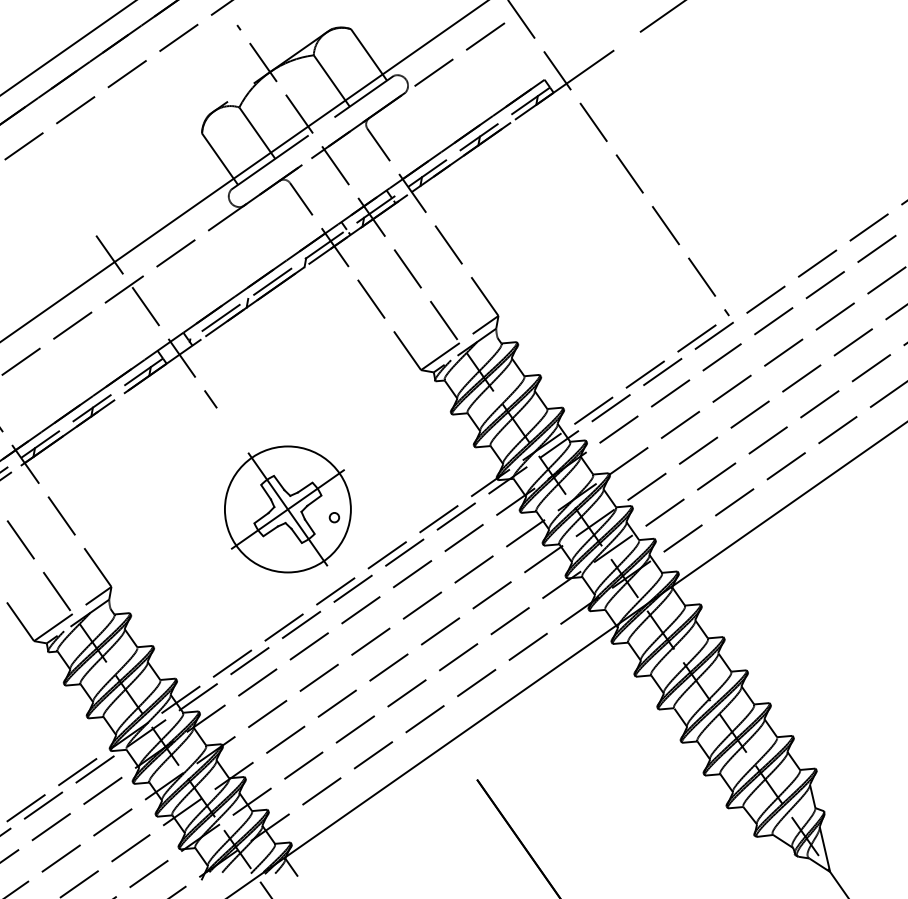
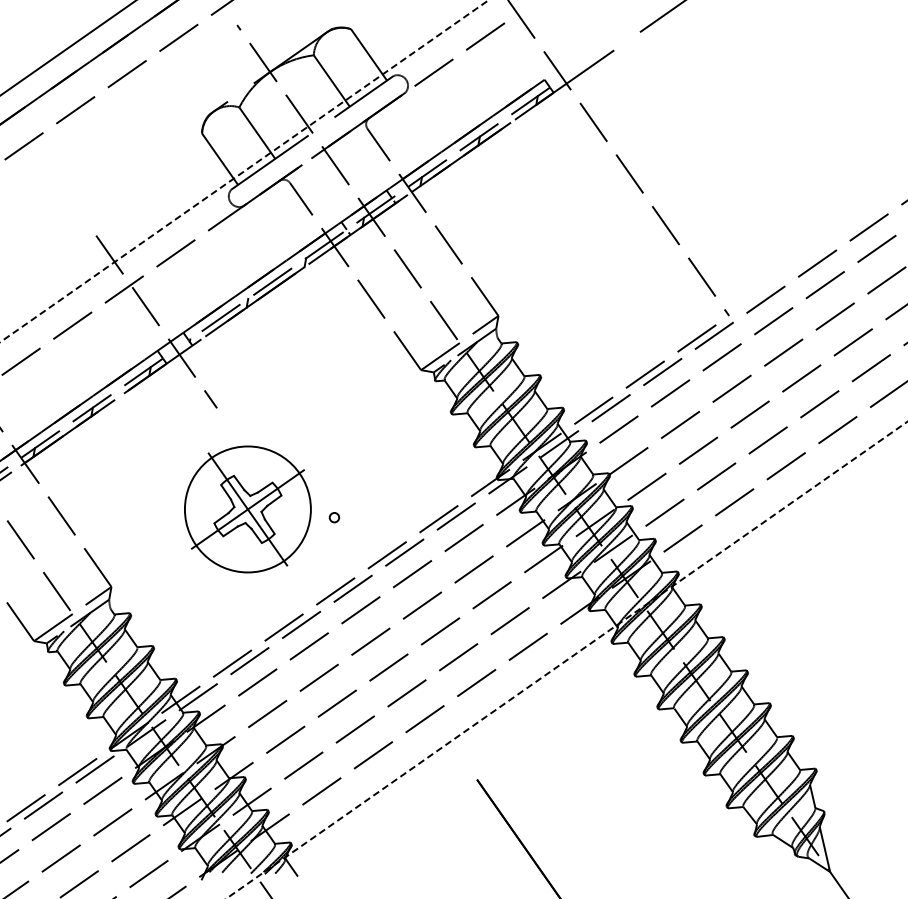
line: solid -> dashed (244, 171)
part position: (287, 509) -> (247, 509) (247, 509)
line: solid -> dashed (567, 660)
